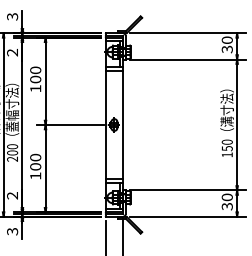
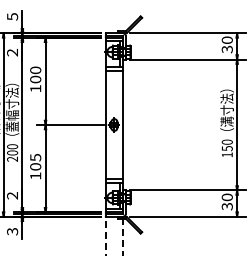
text: 3 -> 5 (12, 16)
text: 100 -> 105 (35, 157)
line: solid -> dashed (123, 237)
line: solid -> dashed (105, 238)
